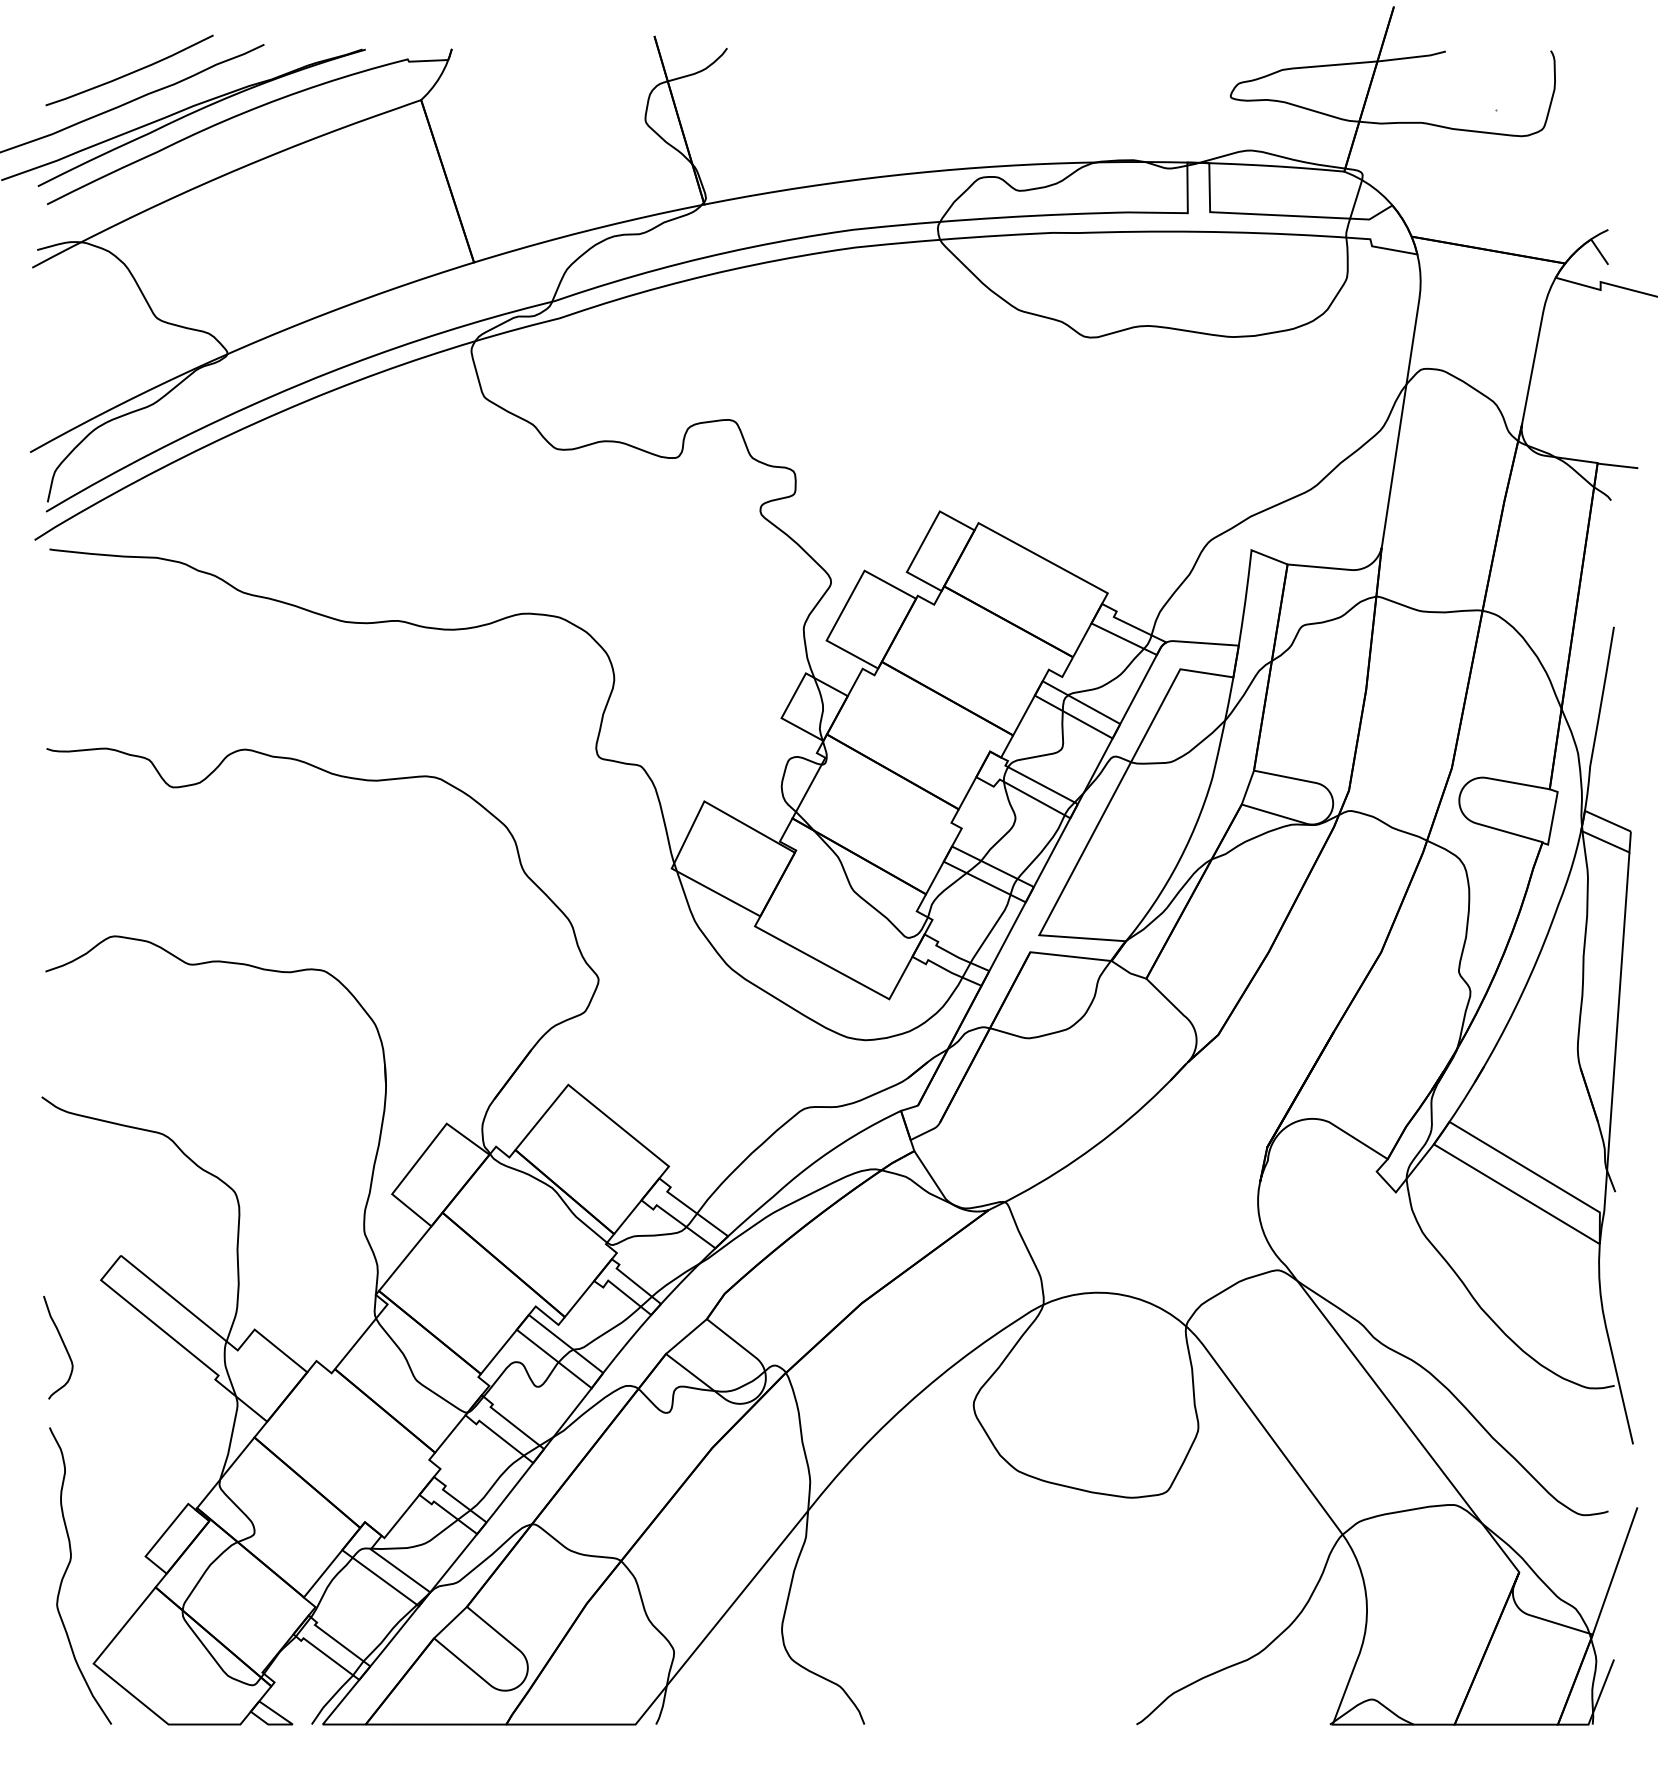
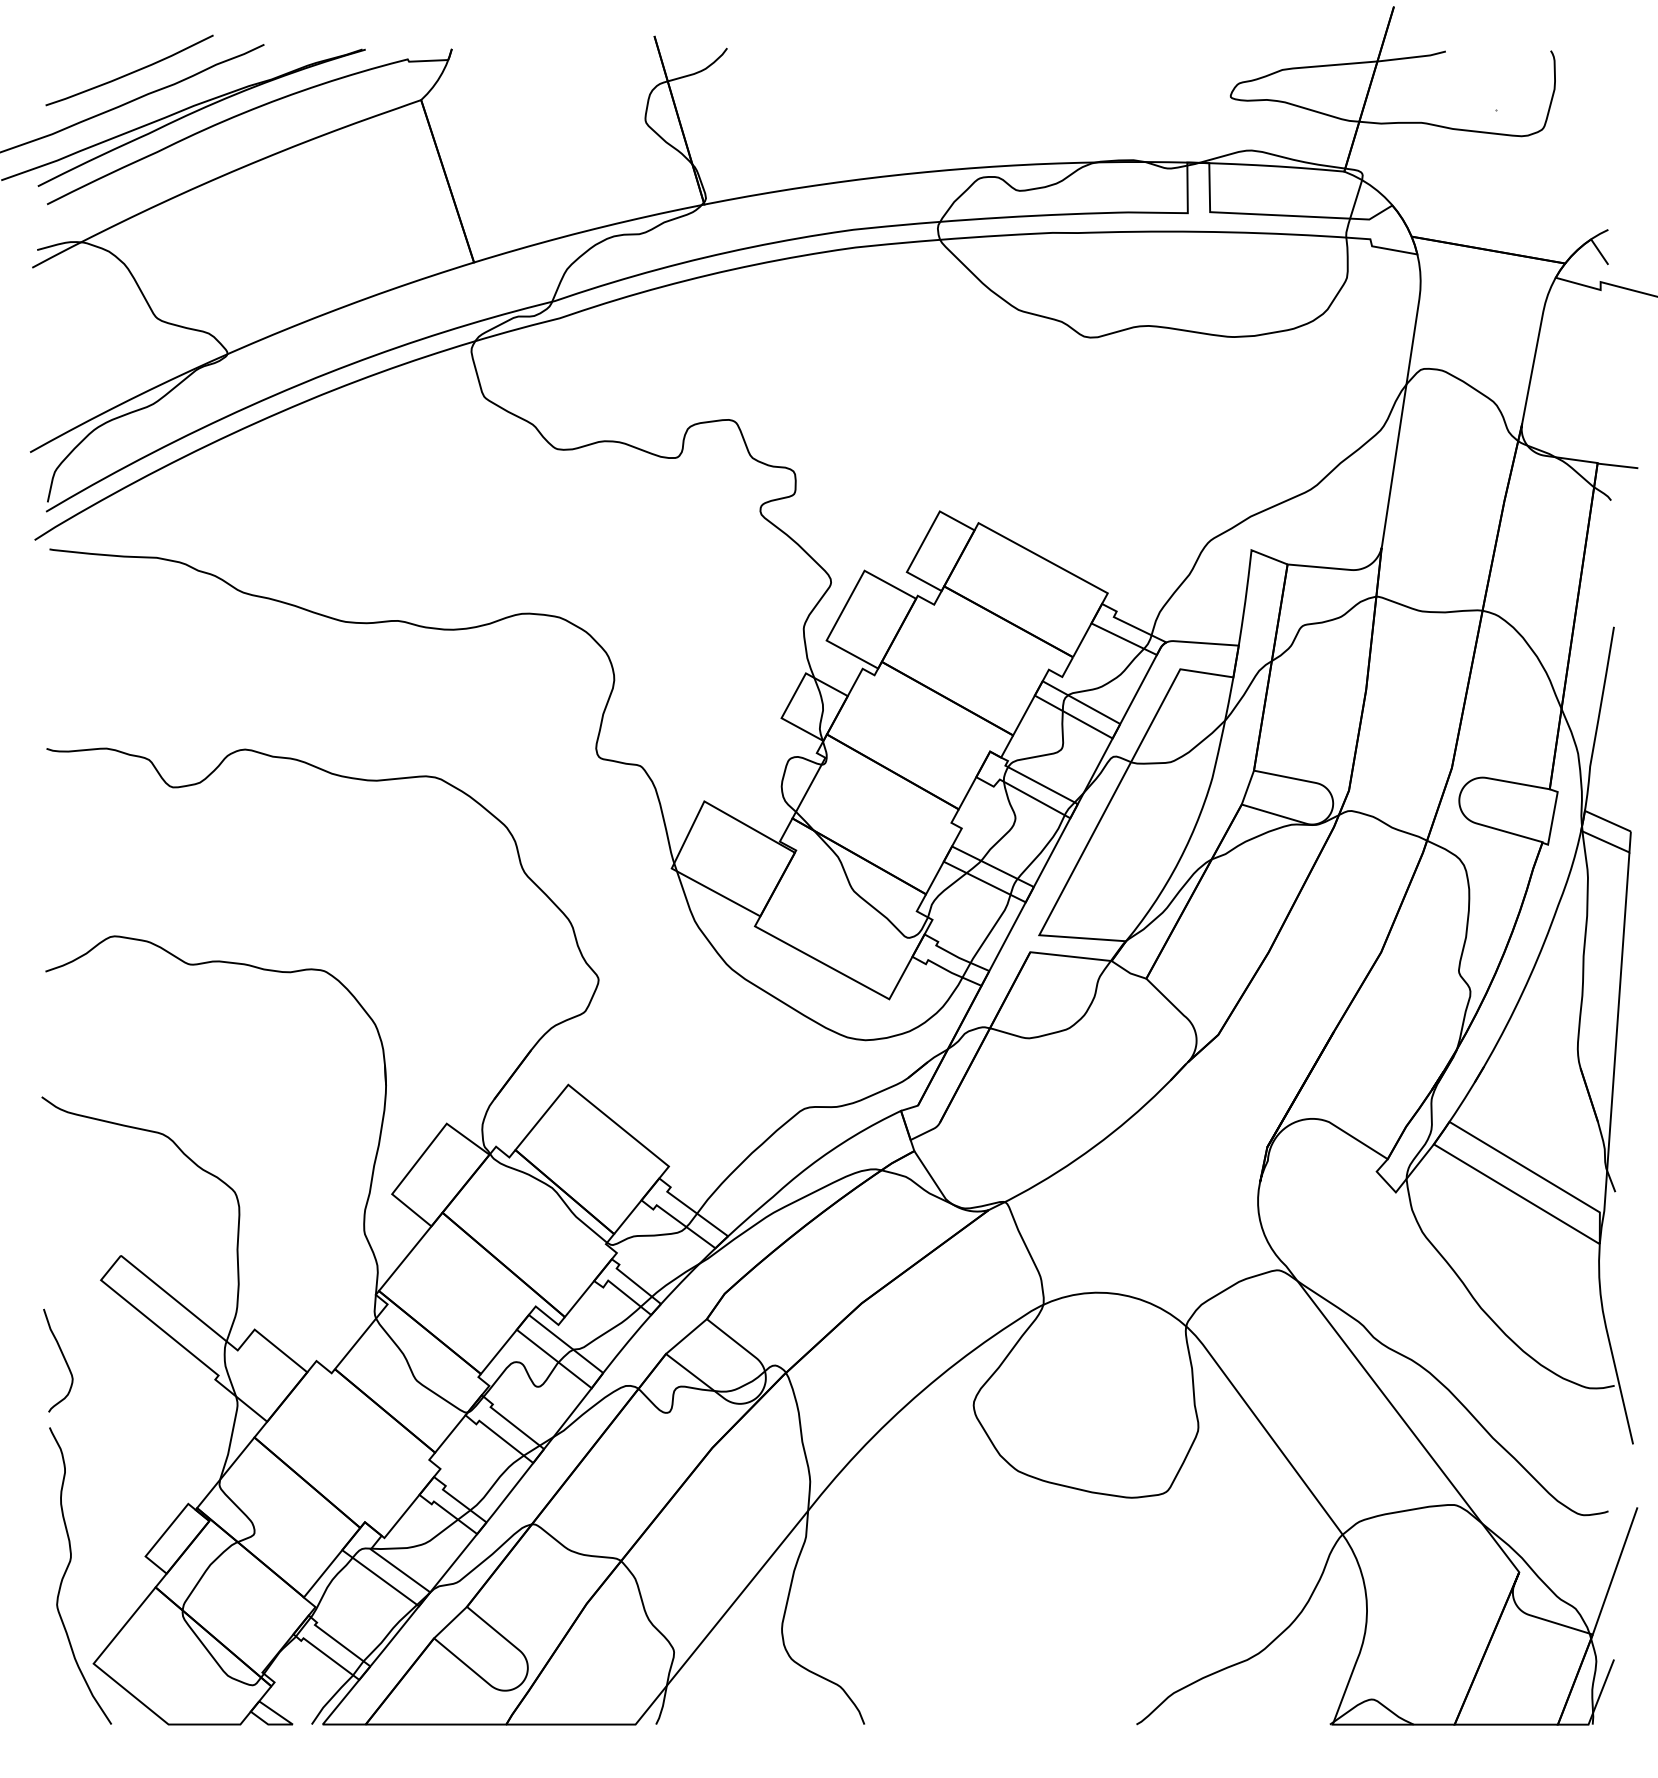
curve position: (63, 1345) -> (63, 1358) (63, 1358)
